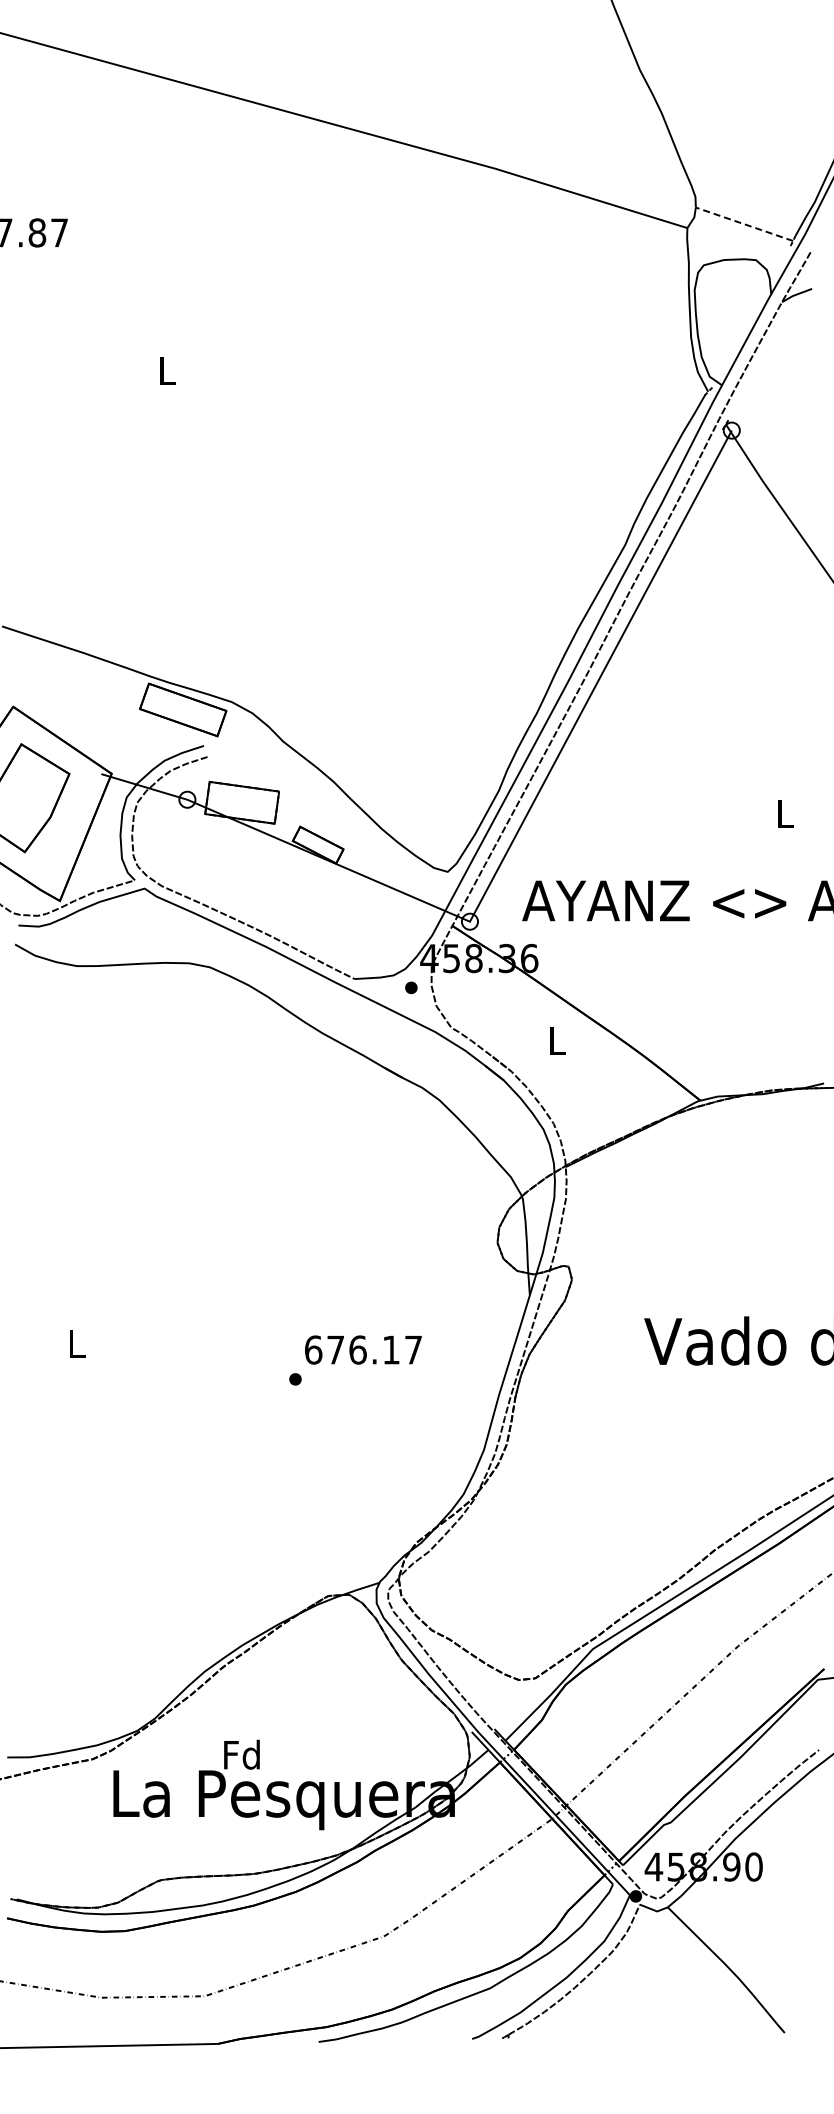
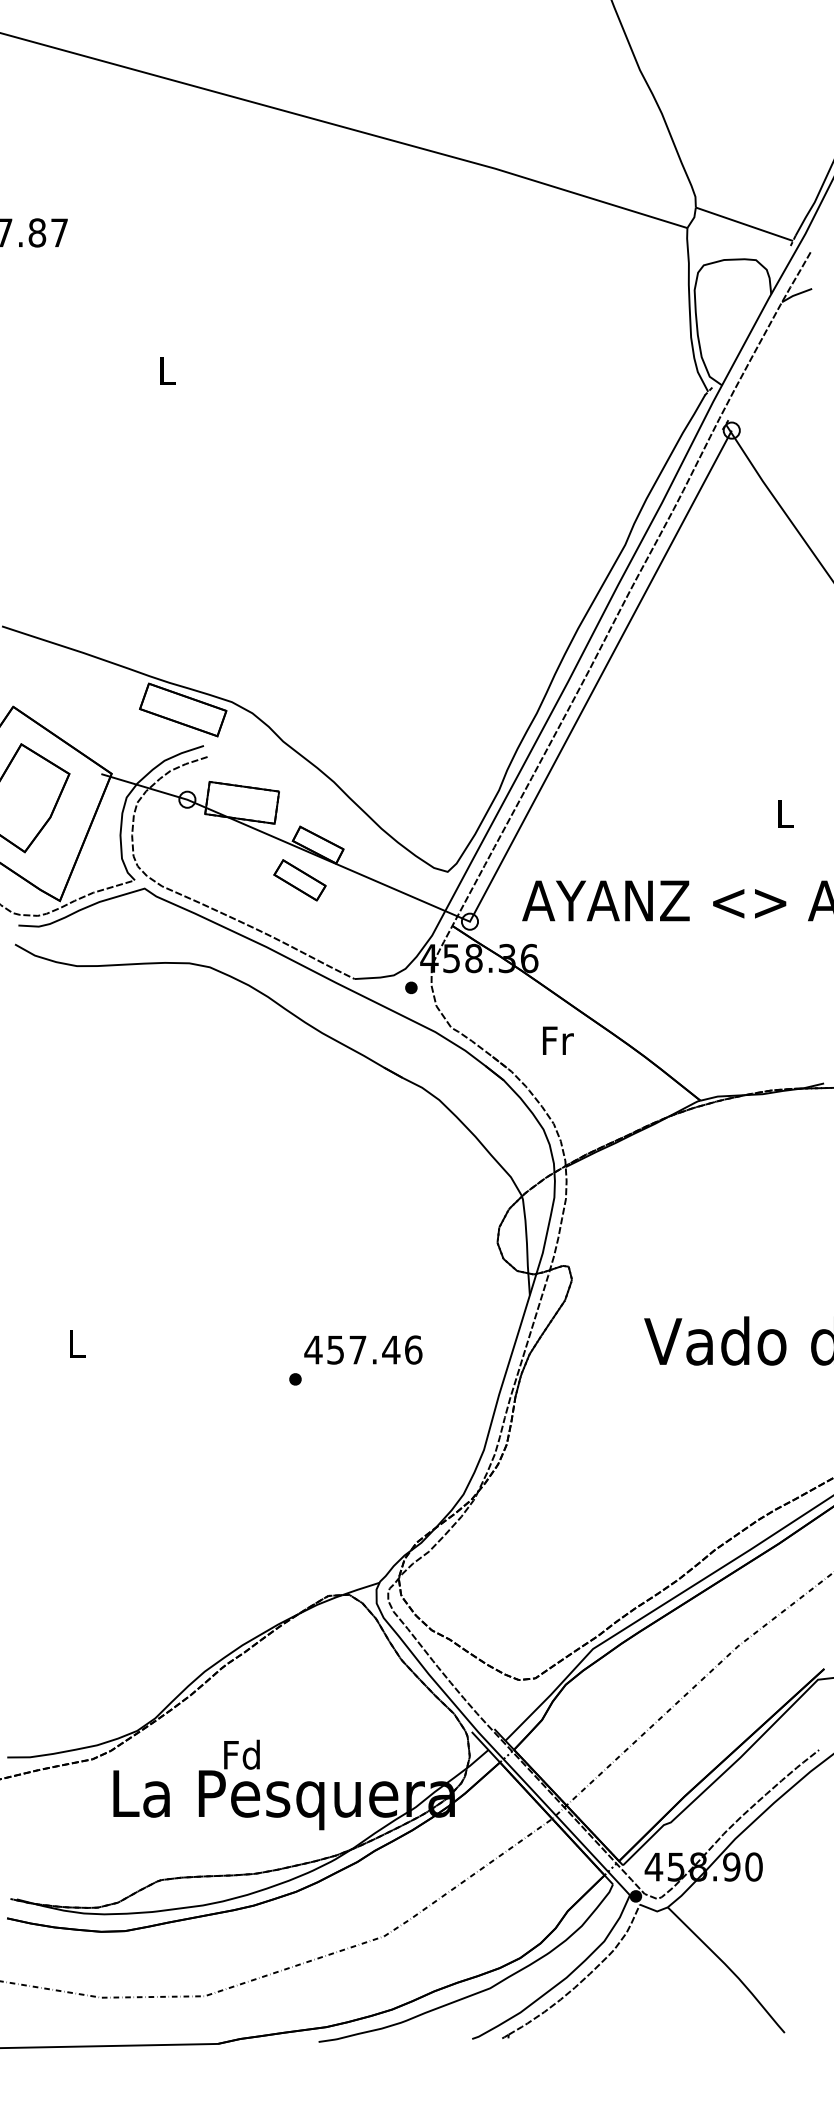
line: dashed -> solid (744, 224)
part: none -> present (299, 880)
text: L -> Fr (558, 1040)
text: 676.17 -> 457.46 (363, 1349)
